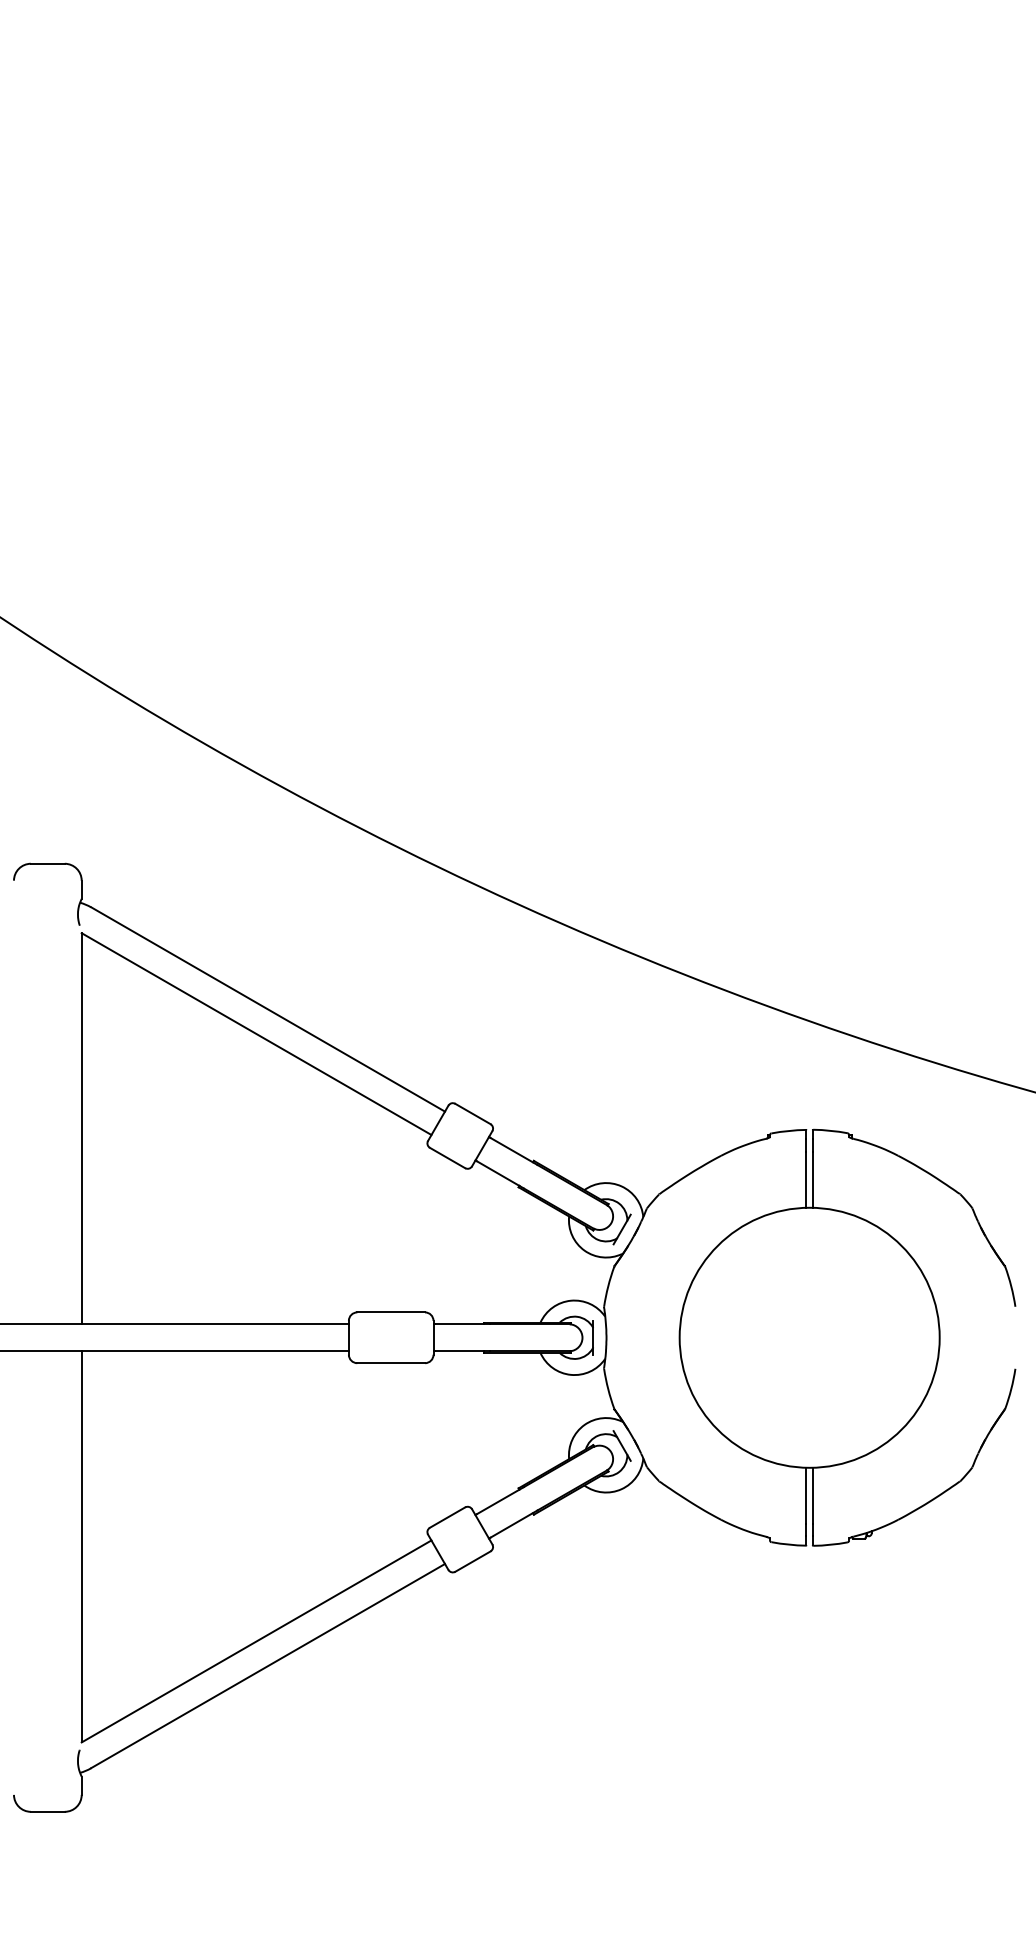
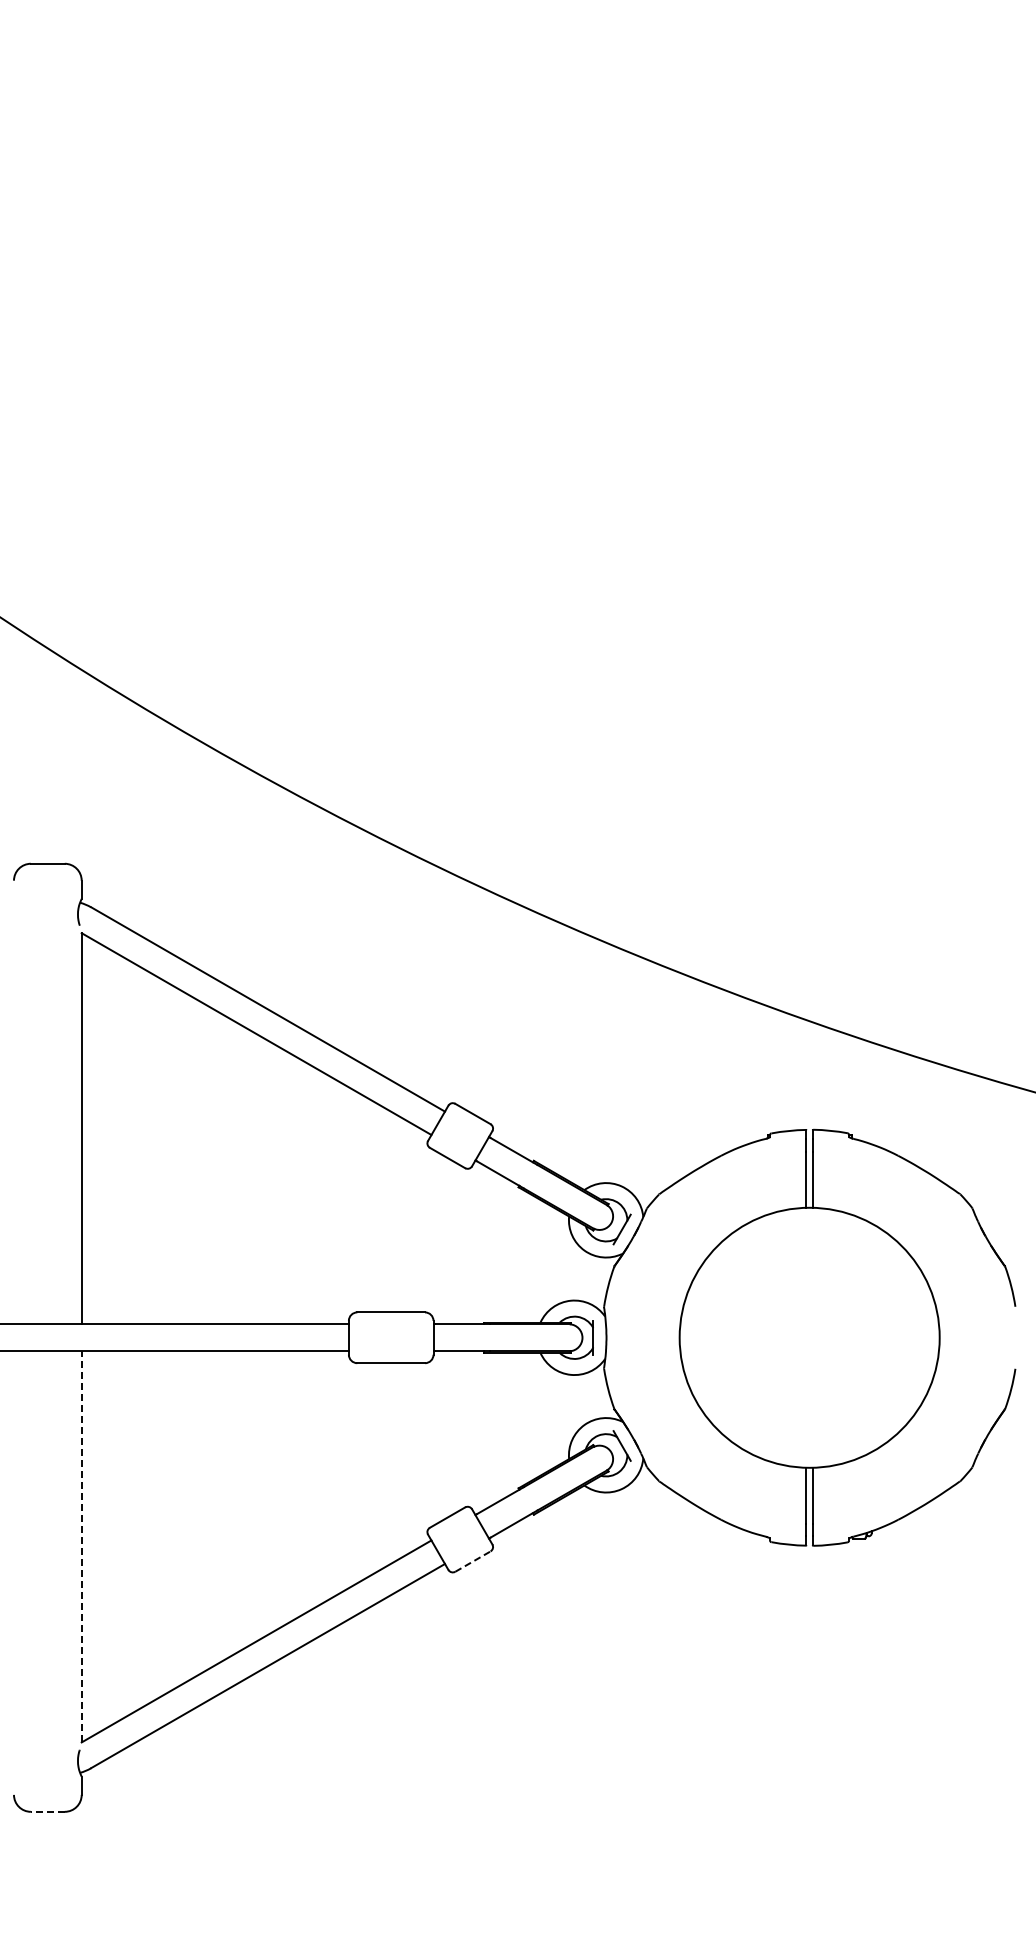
line: solid -> dashed (81, 1546)
line: solid -> dashed (473, 1561)
line: solid -> dashed (47, 1811)
